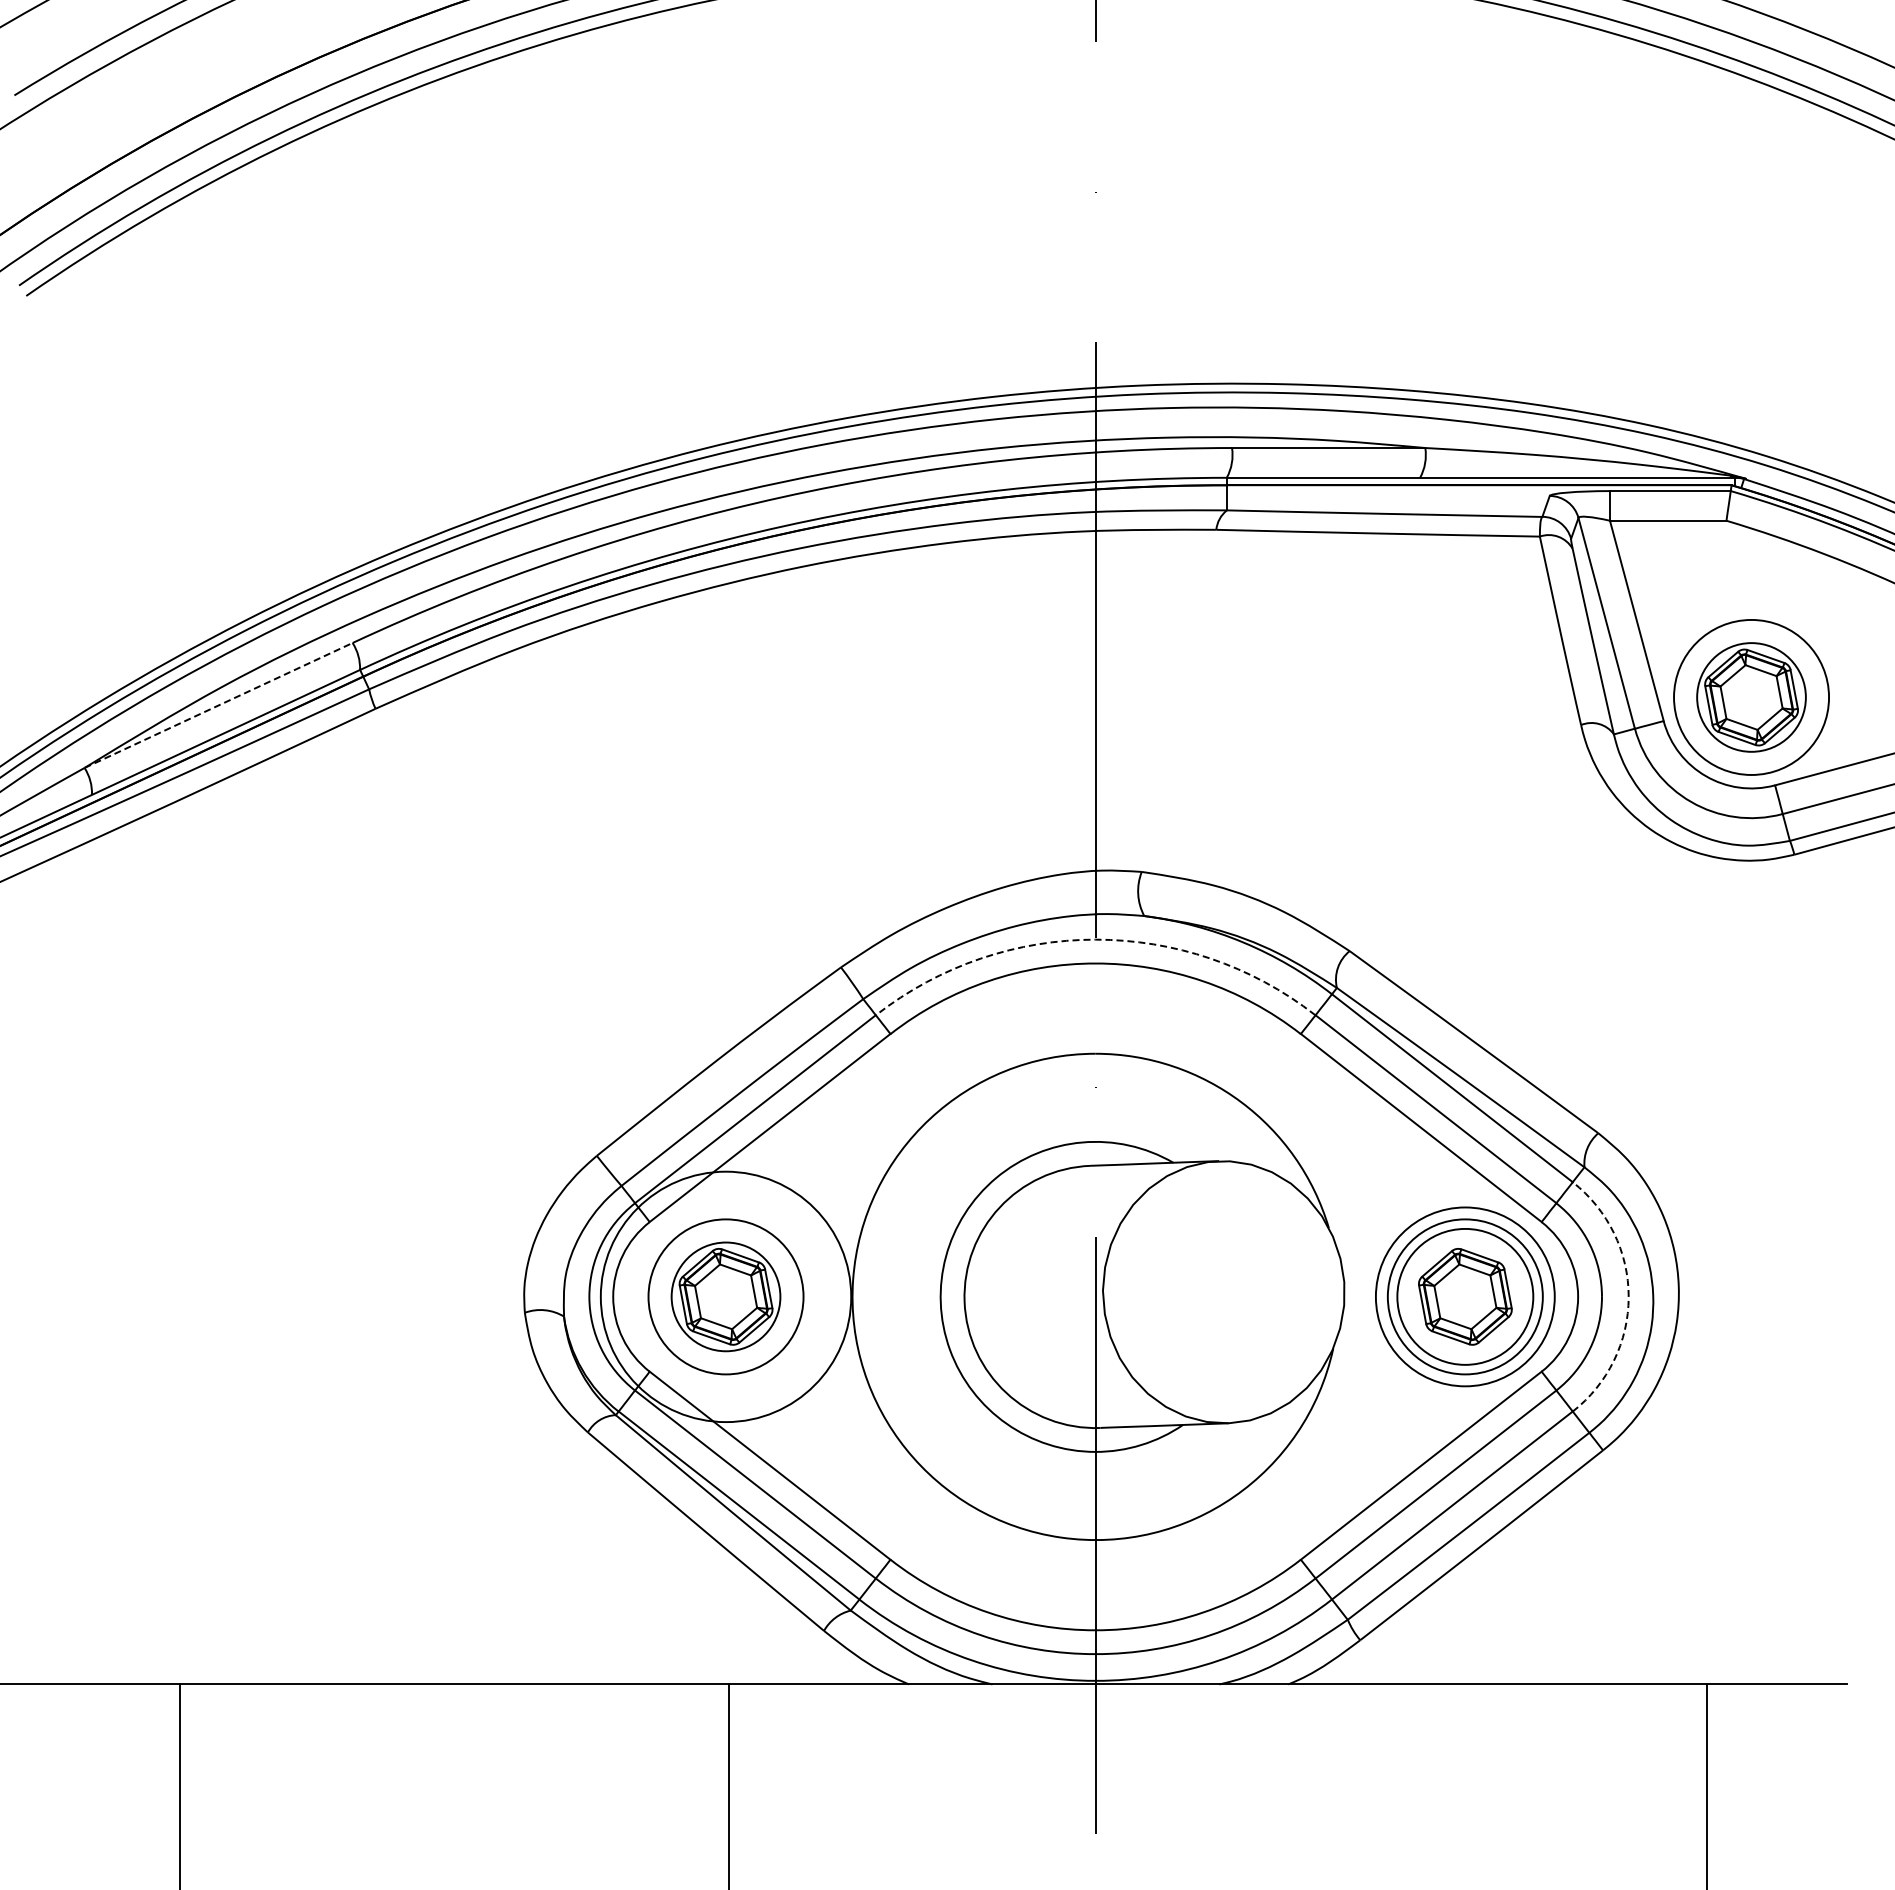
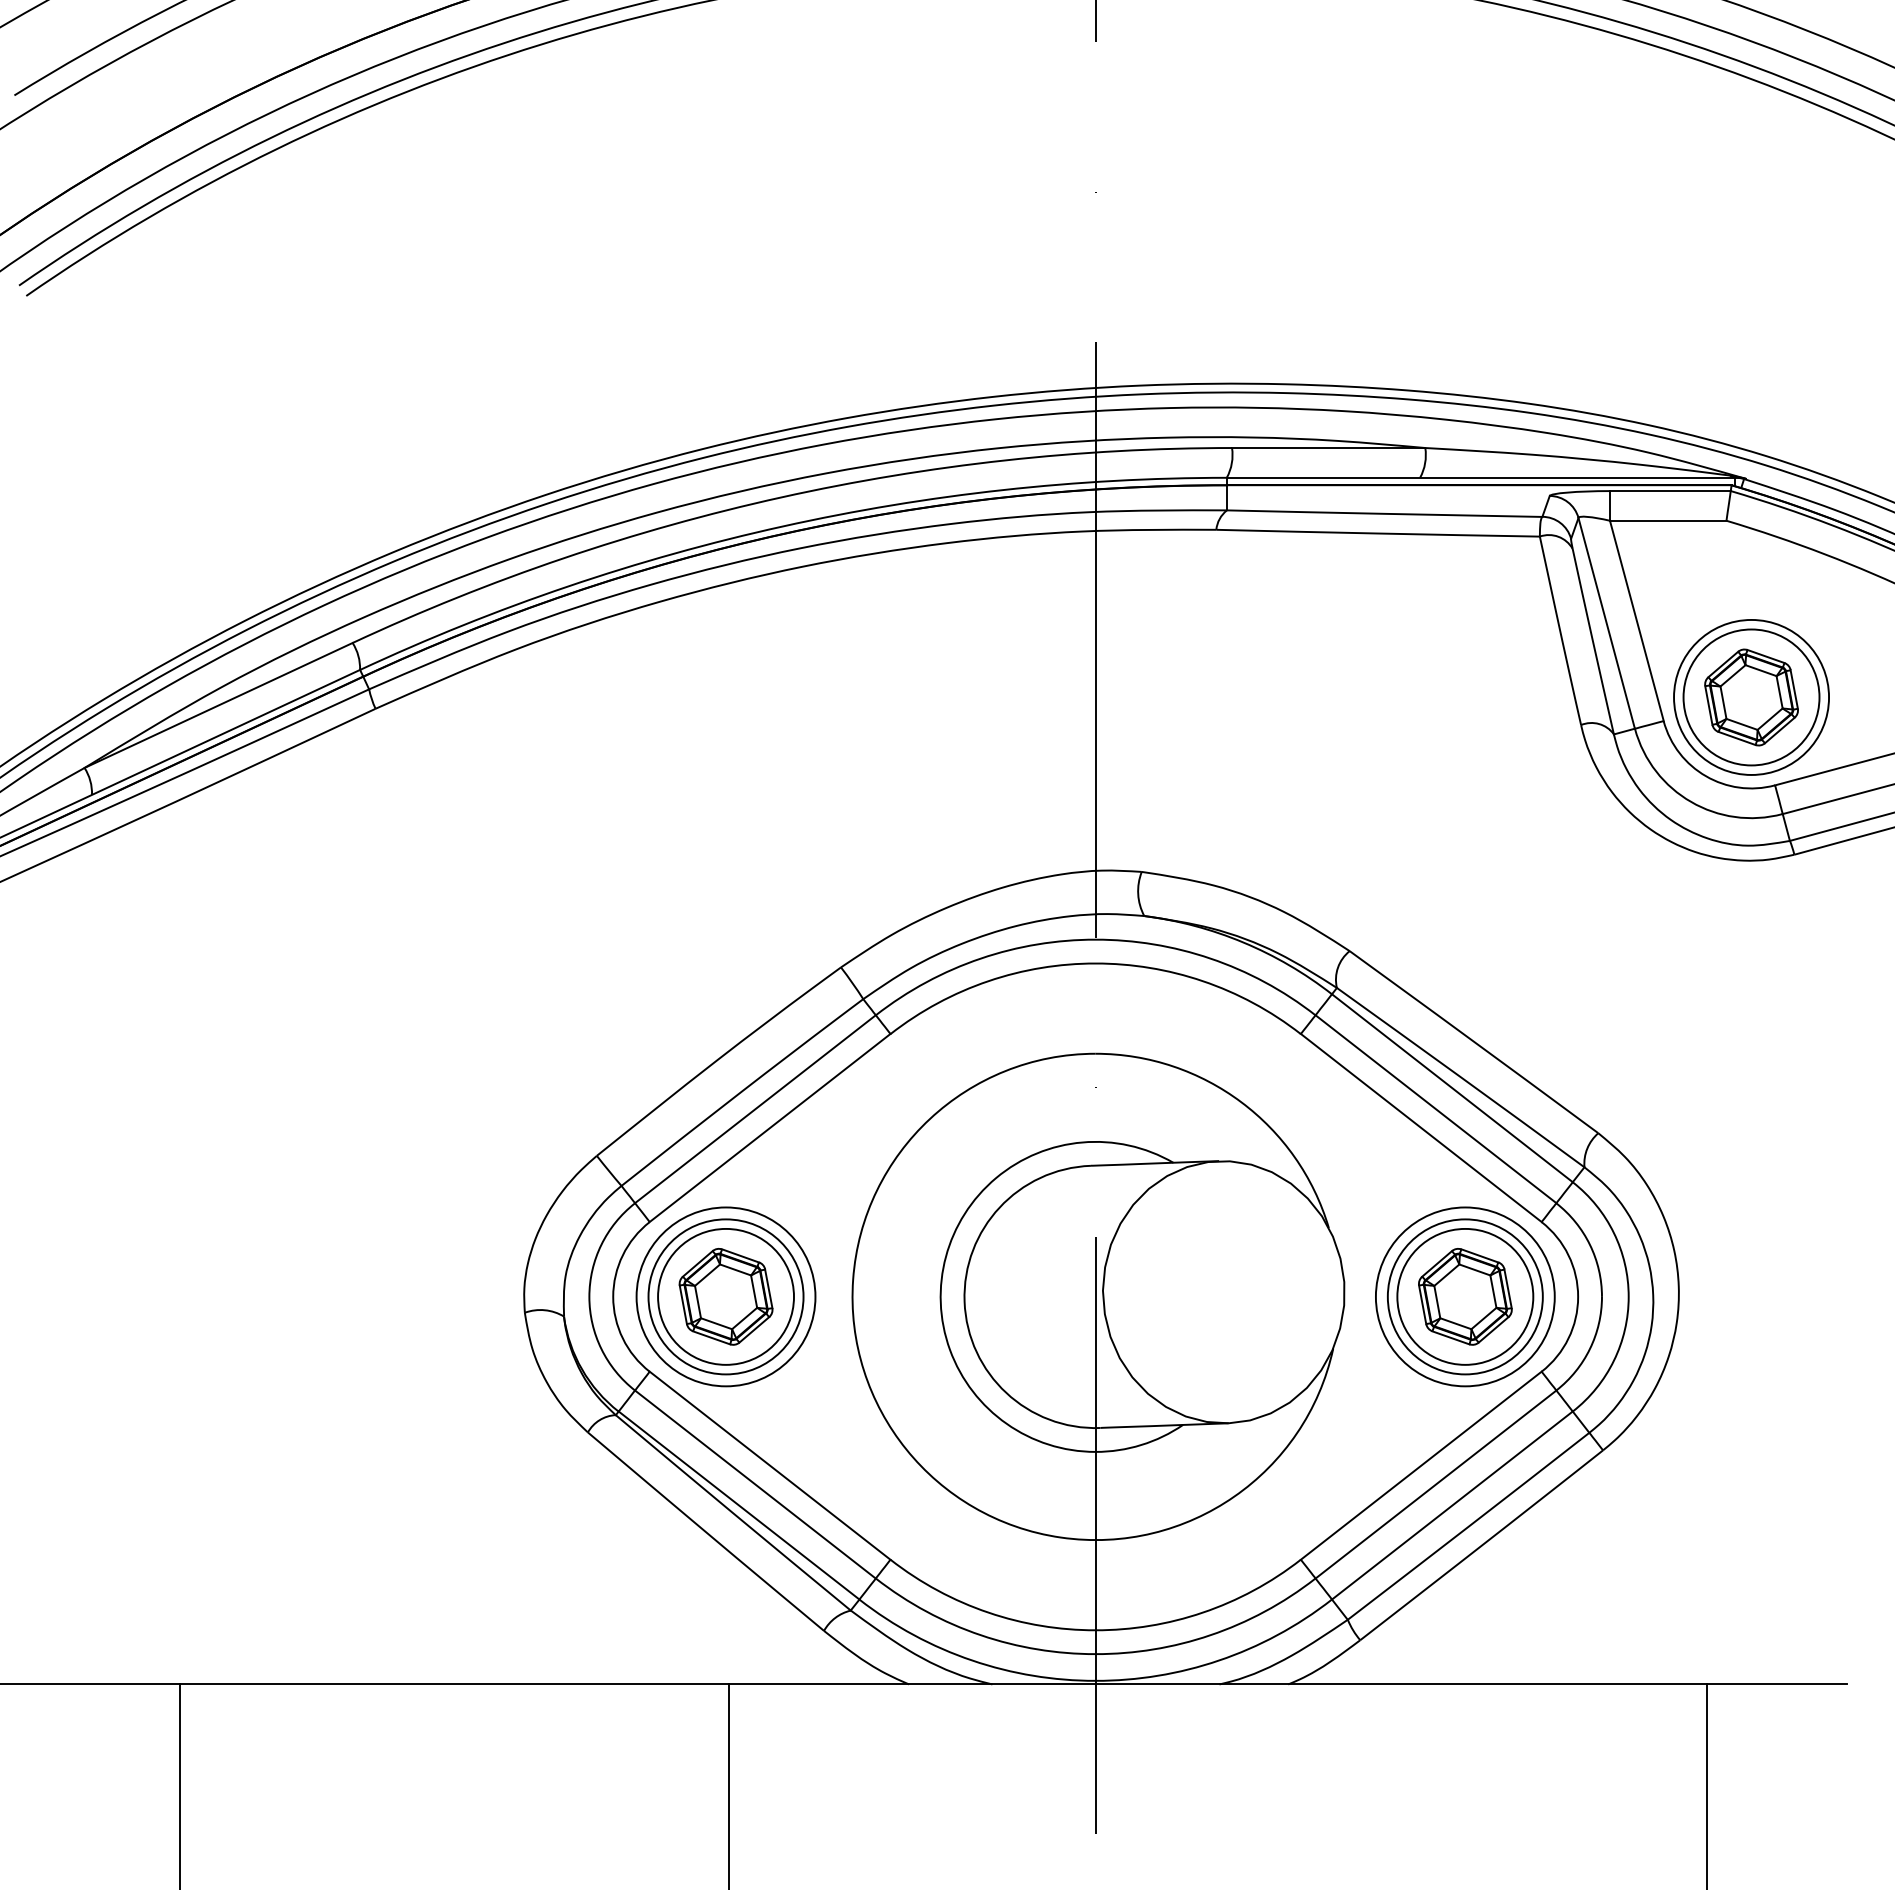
circle diameter: 109 px -> 136 px (1751, 697)
line: dashed -> solid (218, 705)
arc: dashed -> solid (1095, 939)
circle diameter: 109 px -> 136 px (726, 1296)
circle diameter: 250 px -> 179 px (725, 1296)
arc: dashed -> solid (1628, 1296)
